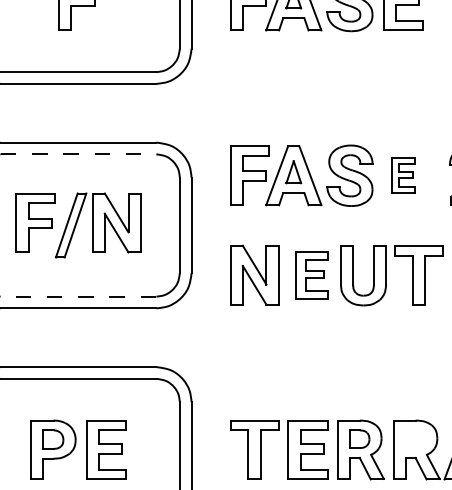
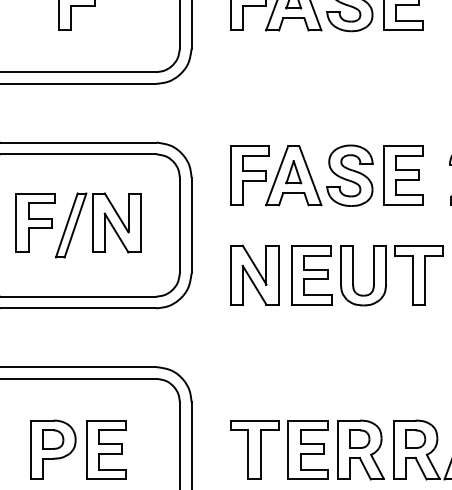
line: dashed -> solid (78, 154)
part size: 25x37 px -> 41x61 px (403, 175)
part size: 34x49 px -> 42x61 px (311, 275)
line: dashed -> solid (78, 296)
part: none -> present (415, 438)
